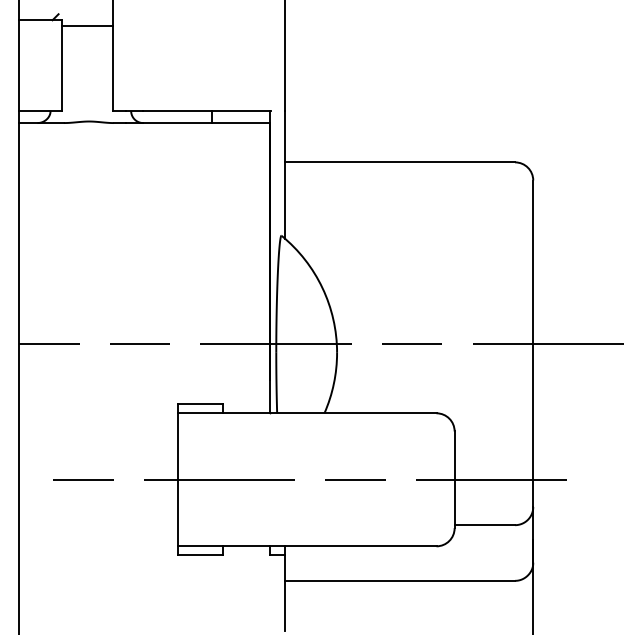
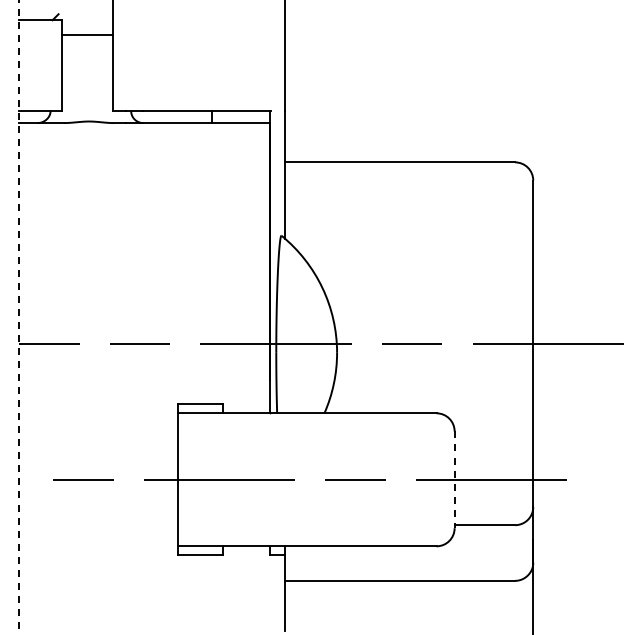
line position: (87, 26) -> (87, 35) (87, 35)
line: solid -> dashed (19, 317)
line: solid -> dashed (454, 480)
